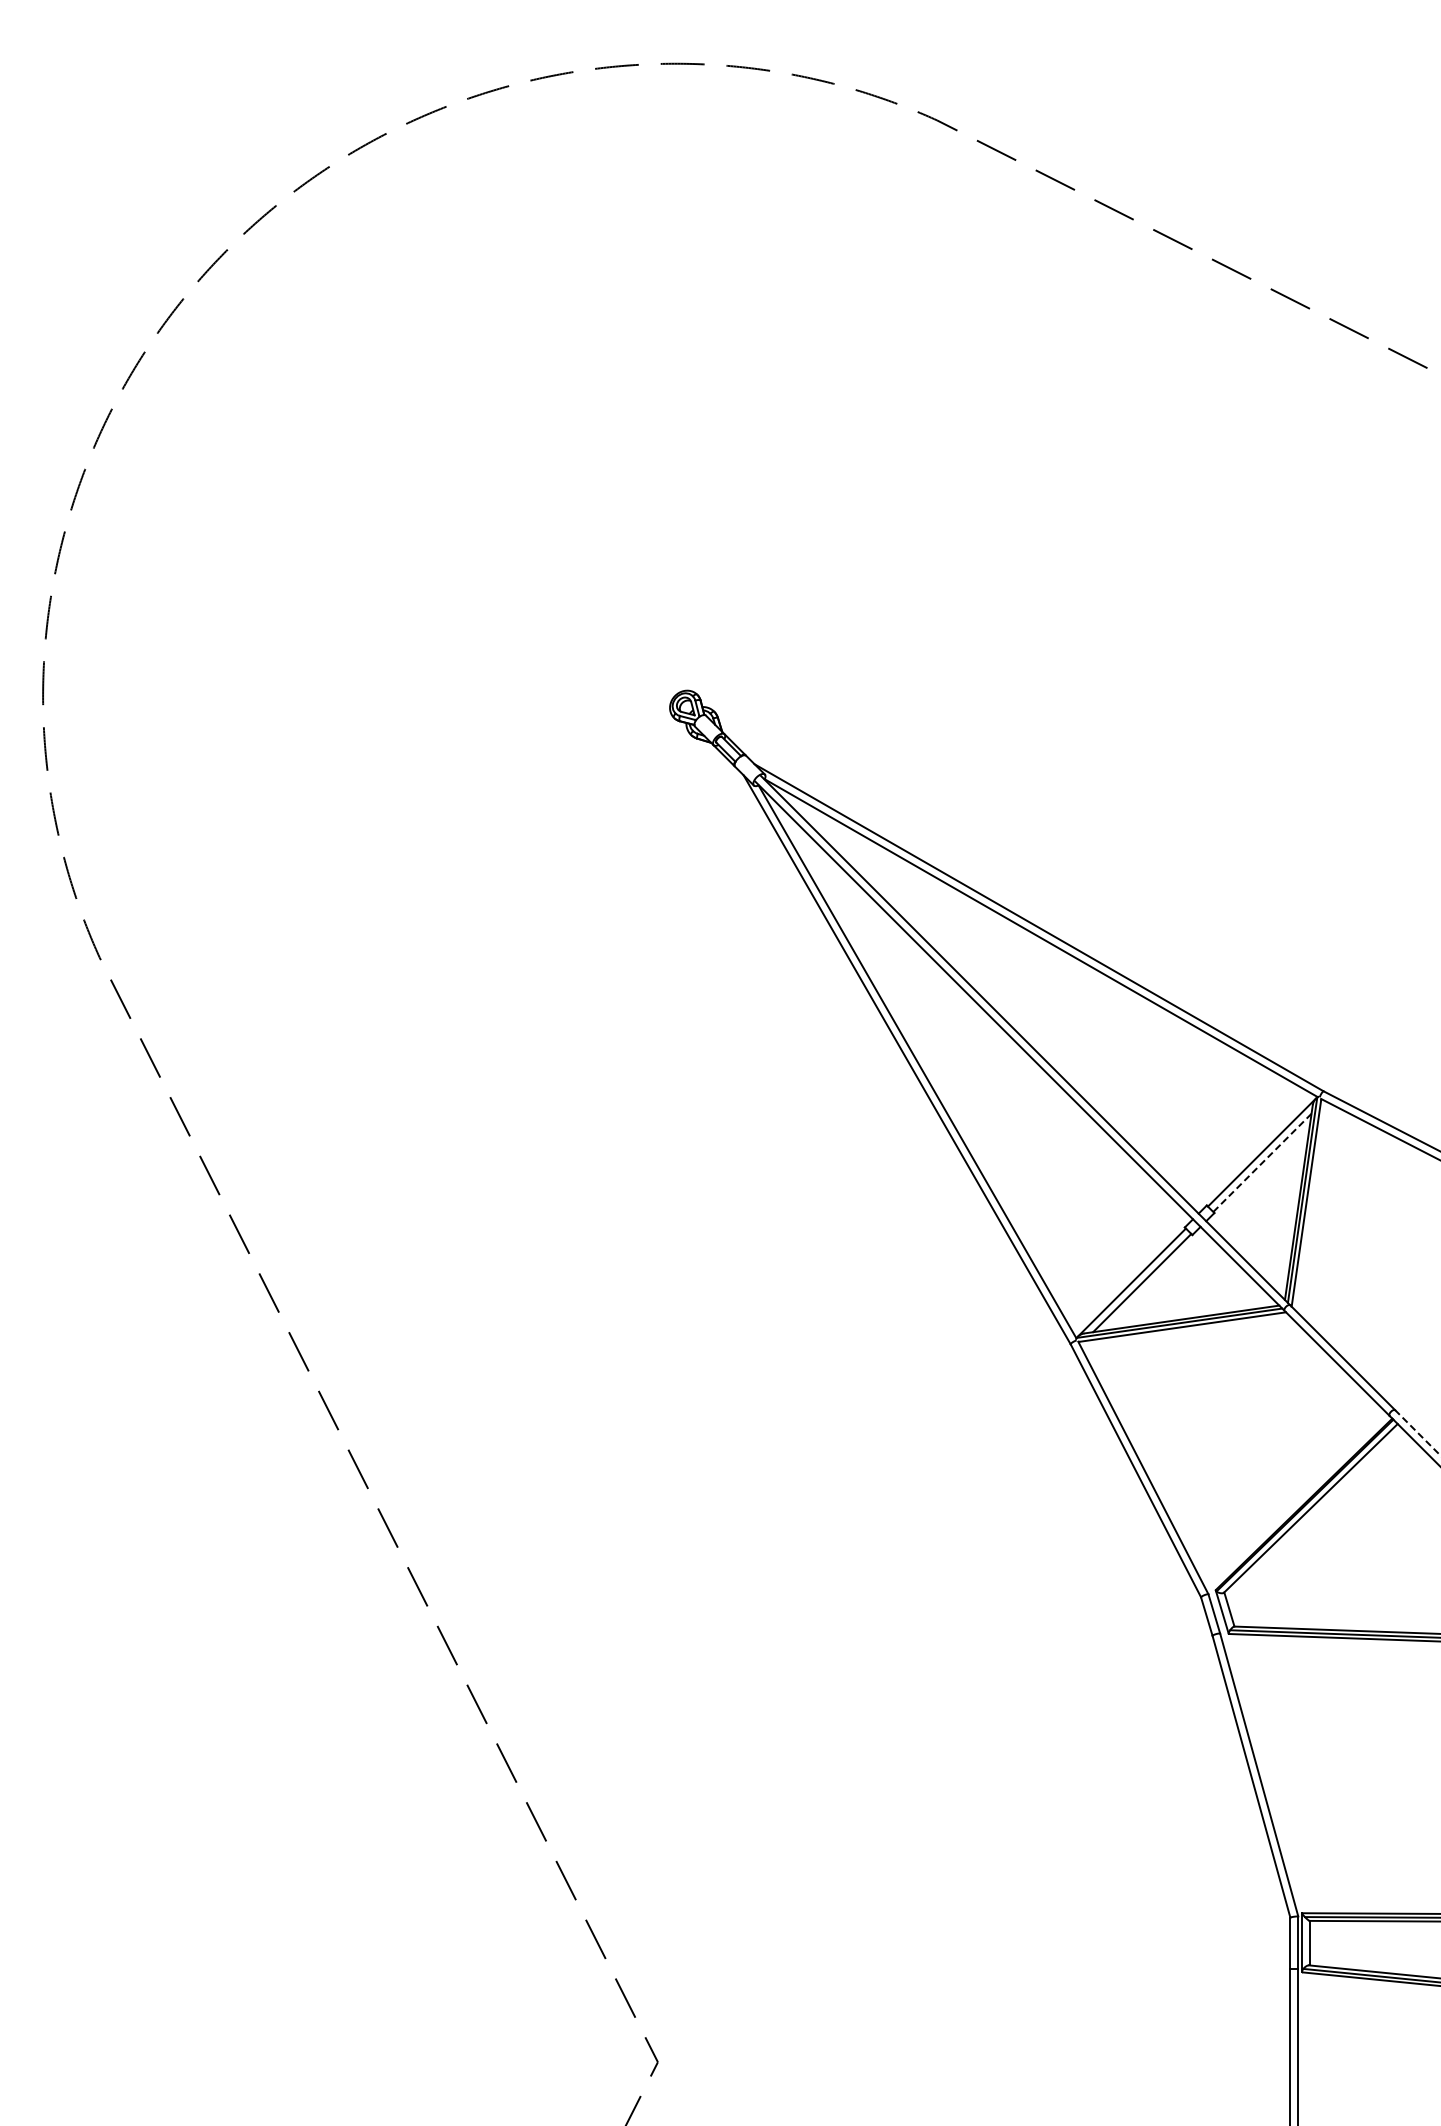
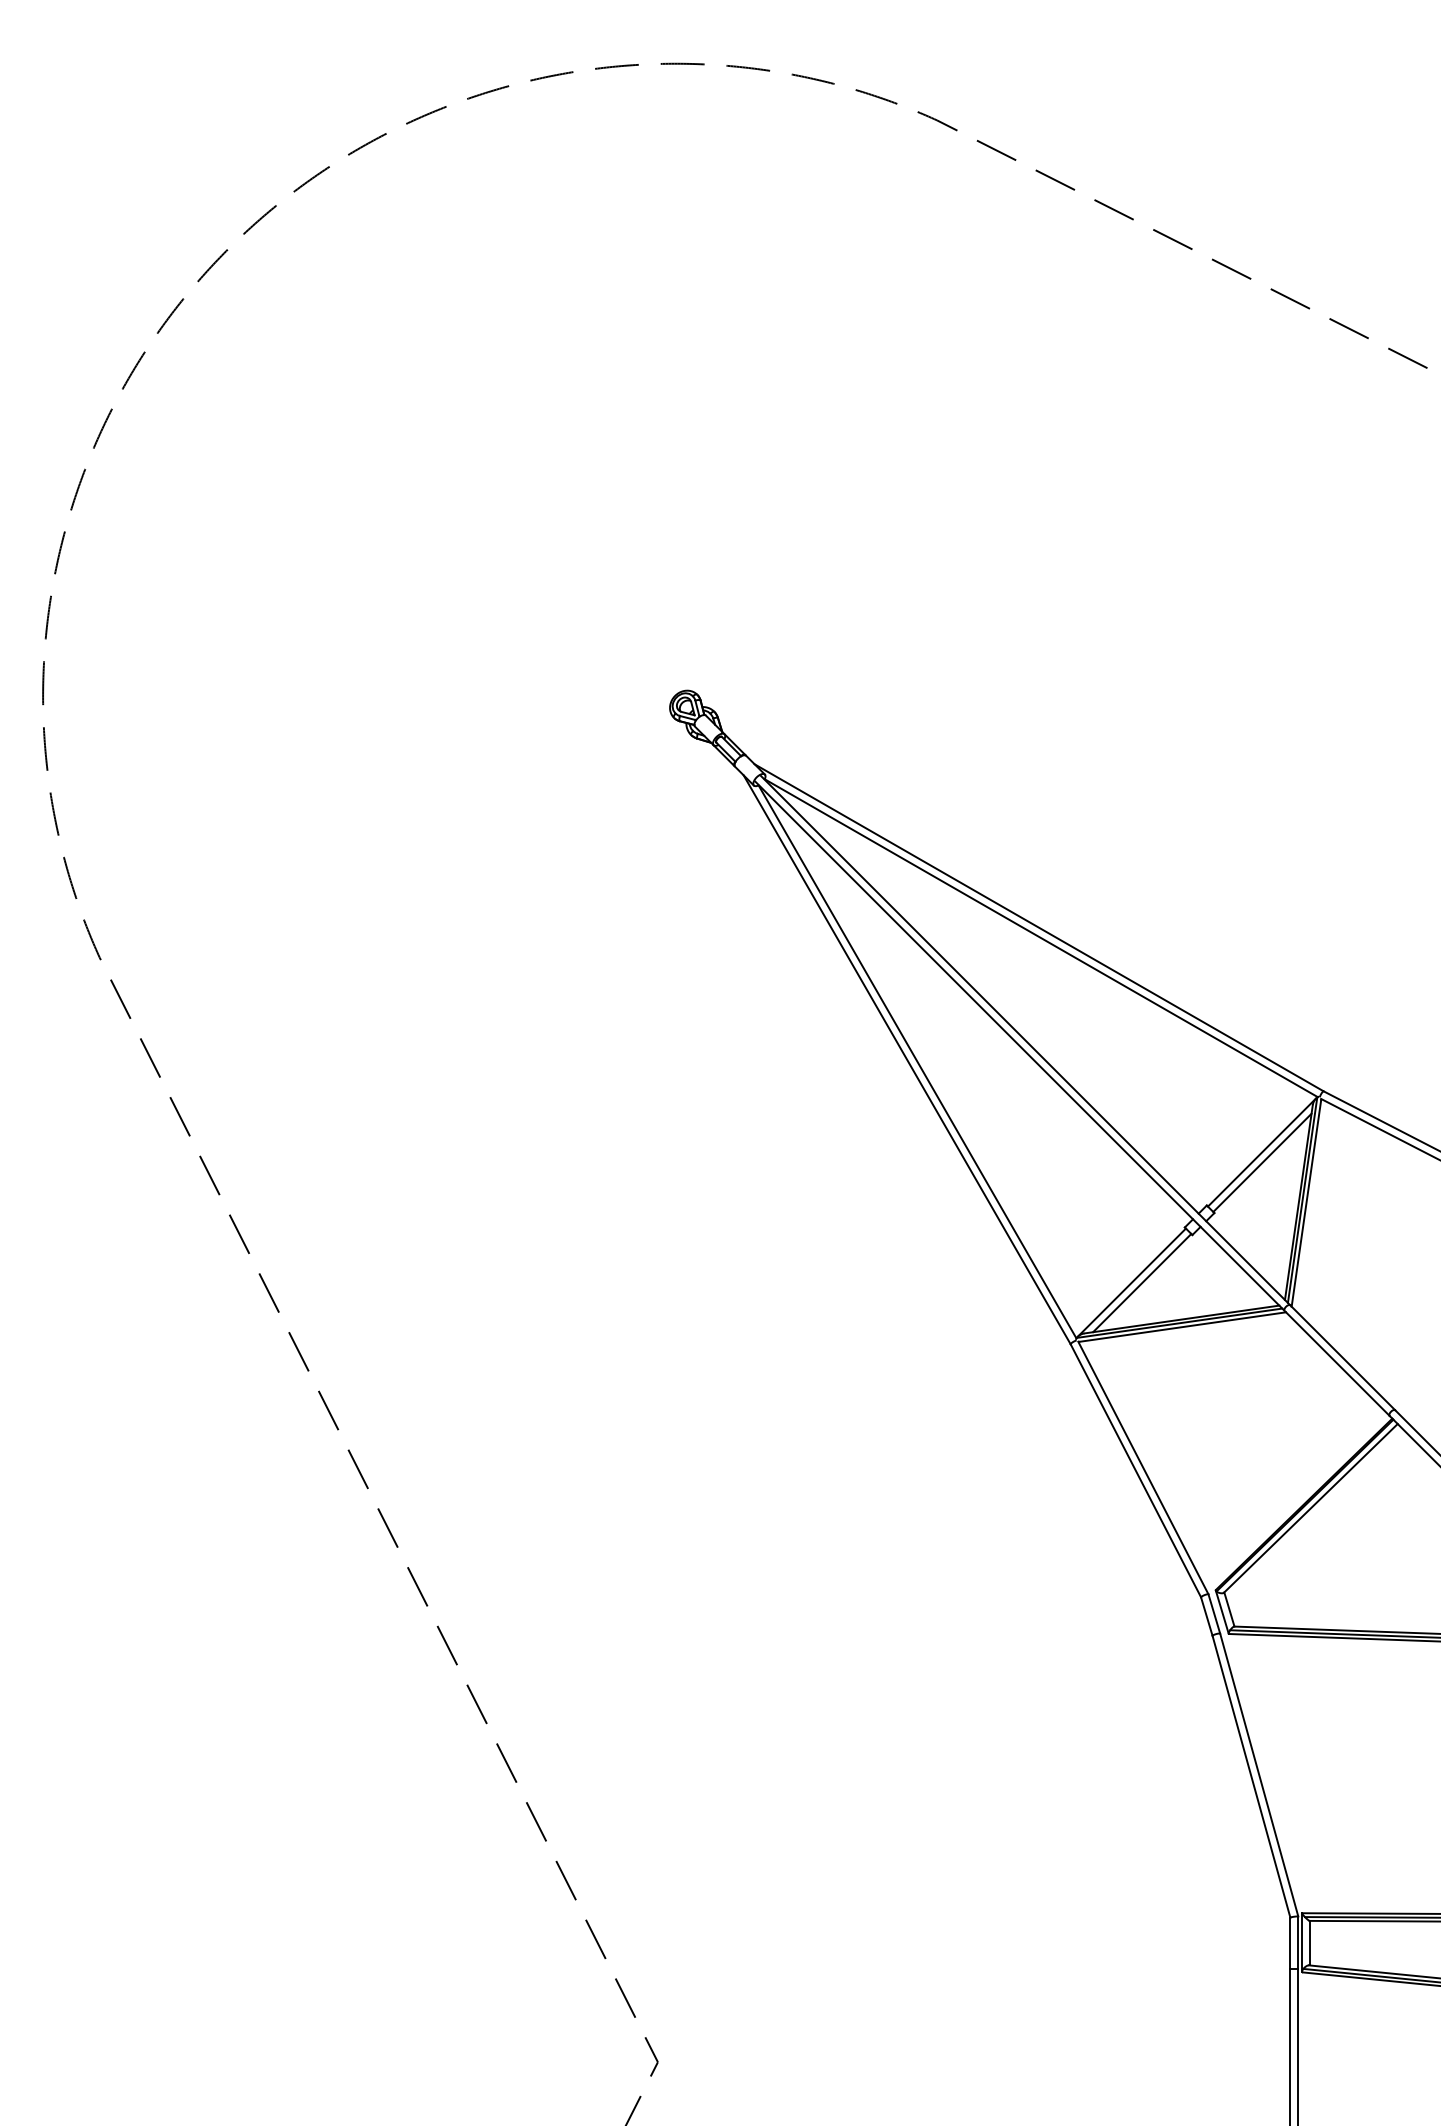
line: dashed -> solid (1262, 1162)
line: dashed -> solid (1417, 1432)
